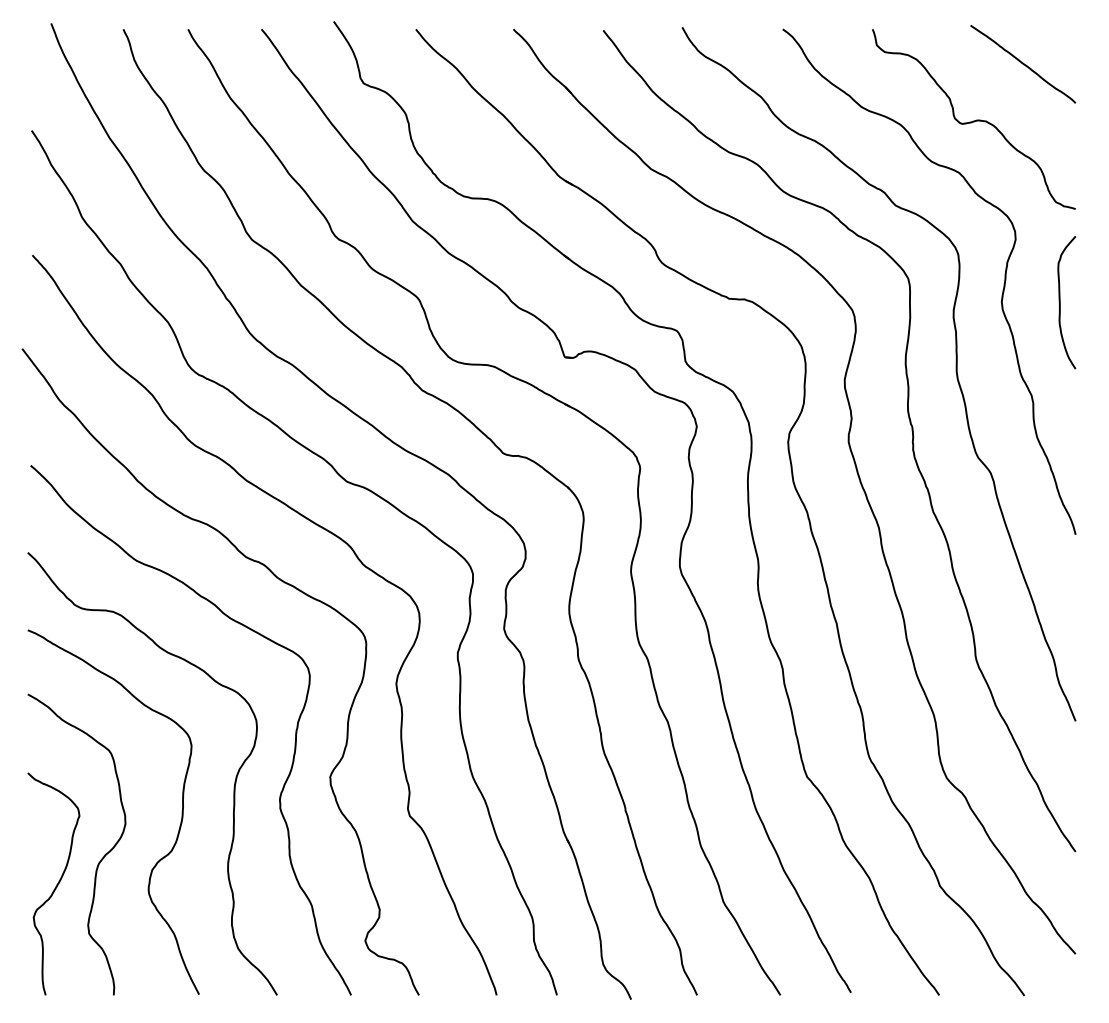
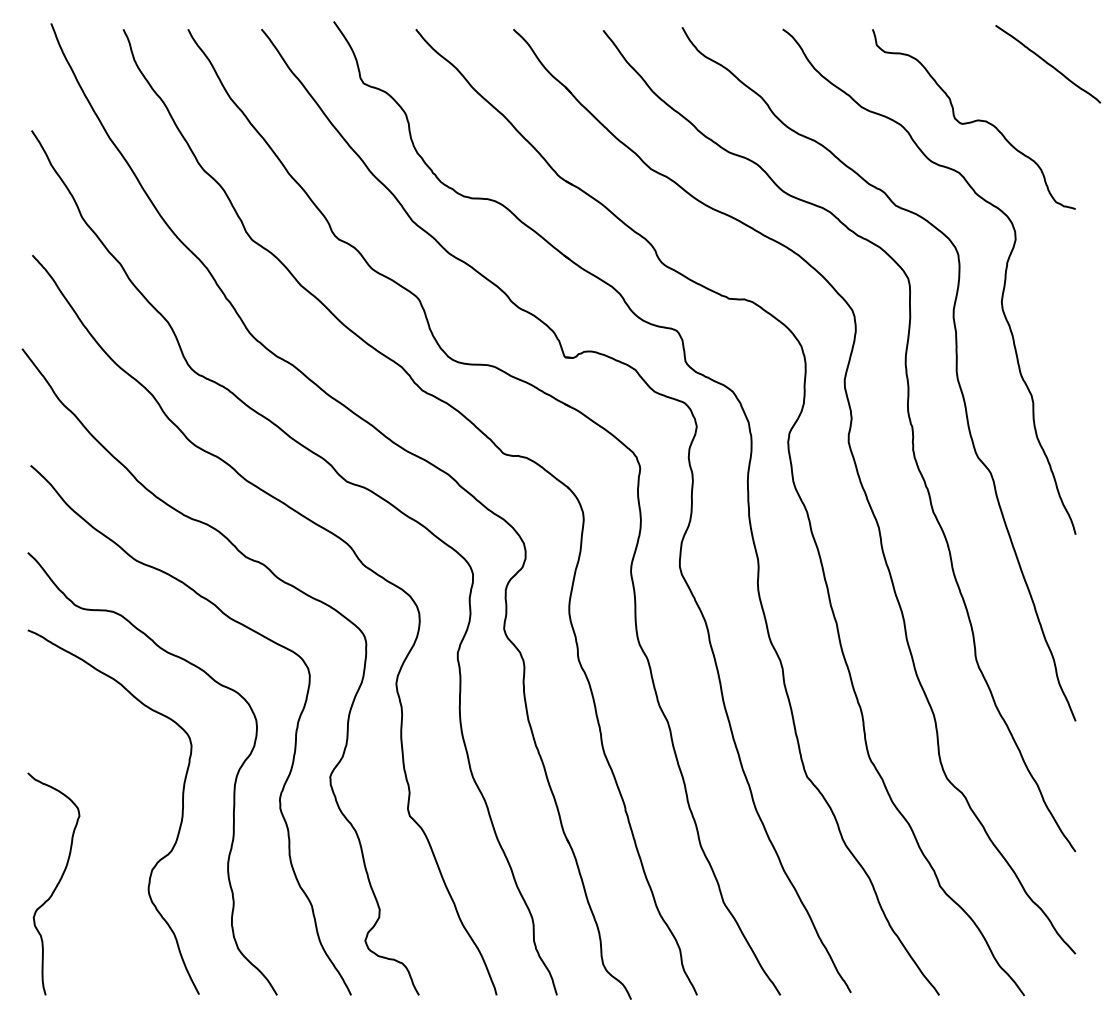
curve position: (1023, 64) -> (1048, 64) (1048, 64)
curve: present -> none (1060, 302)
curve: present -> none (100, 859)
